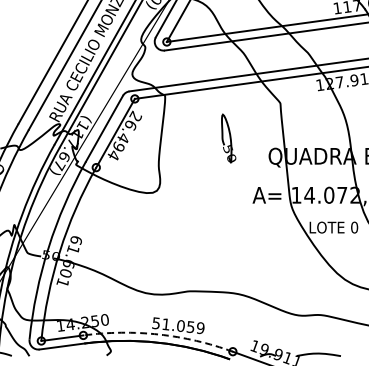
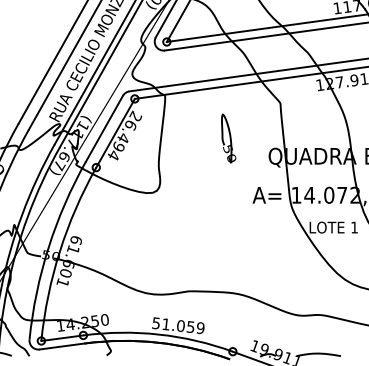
text: 0 -> 1 (354, 227)
arc: dashed -> solid (159, 334)
